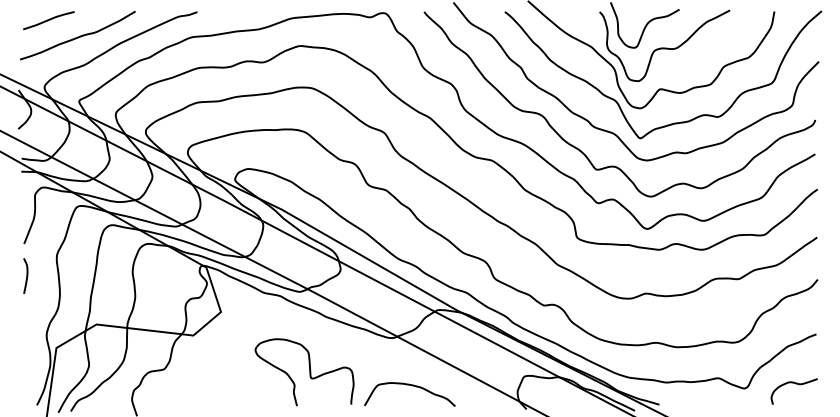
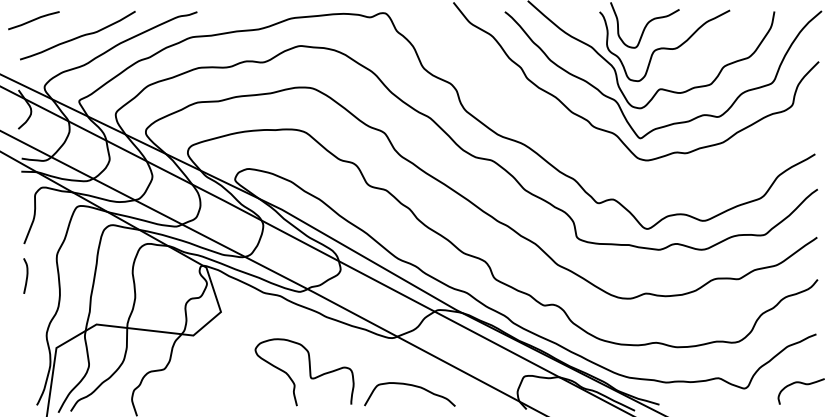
line position: (48, 20) -> (33, 20) (33, 20)
curve: present -> none (580, 149)
curve position: (795, 384) -> (802, 384) (802, 384)
